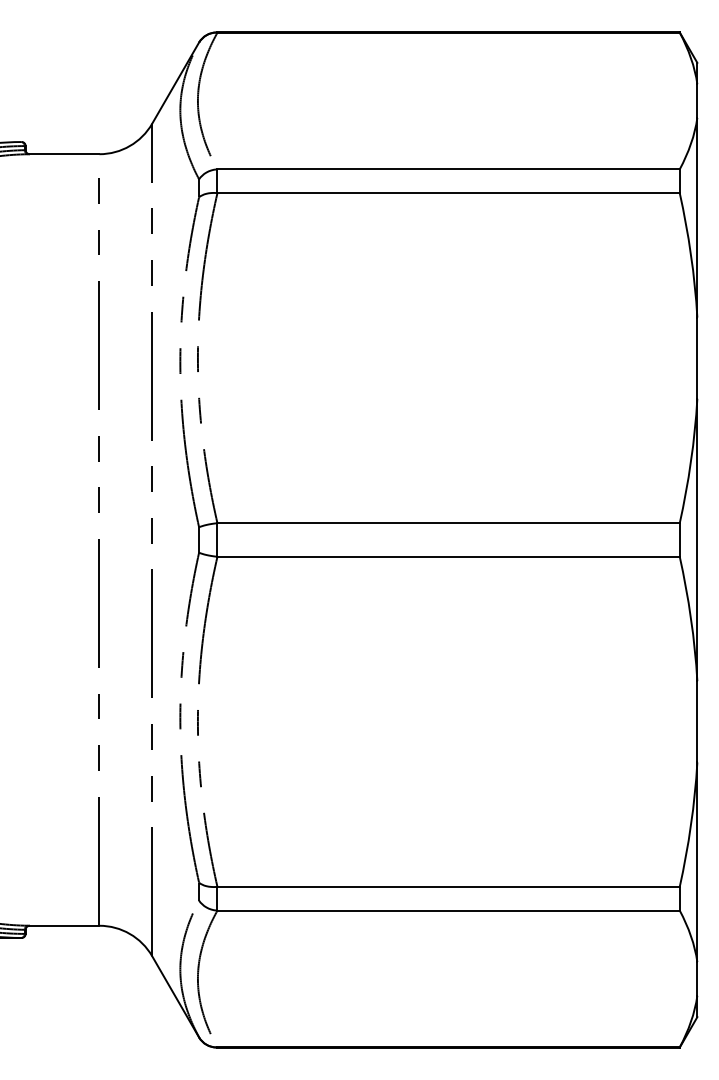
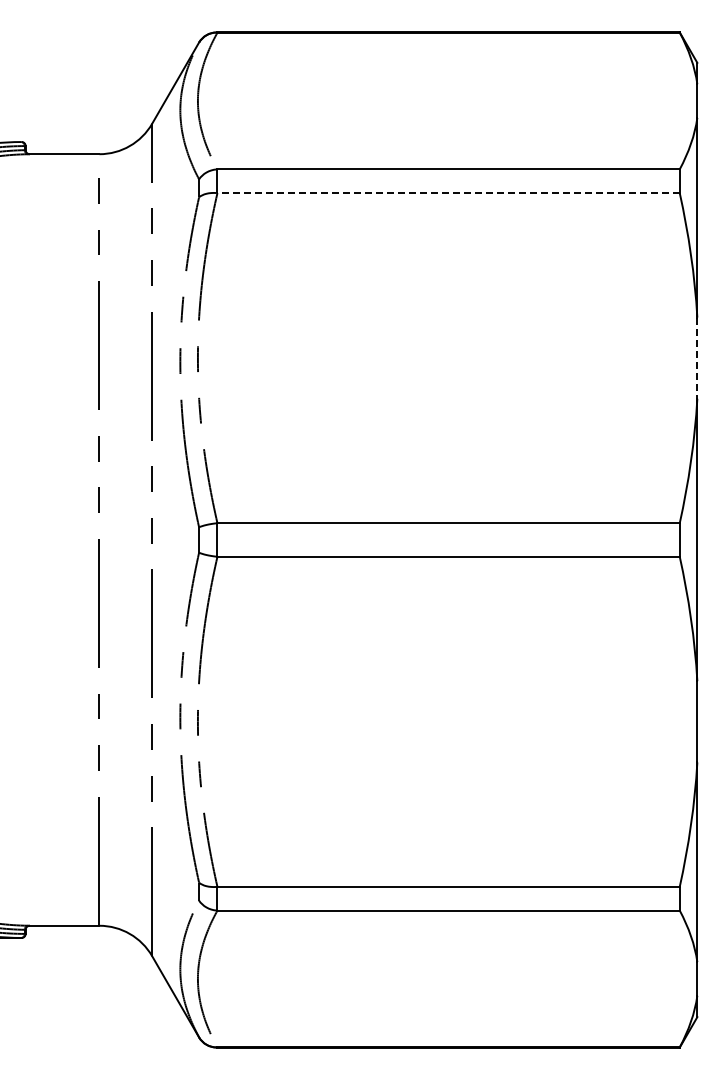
line: solid -> dashed (448, 193)
line: solid -> dashed (697, 358)
